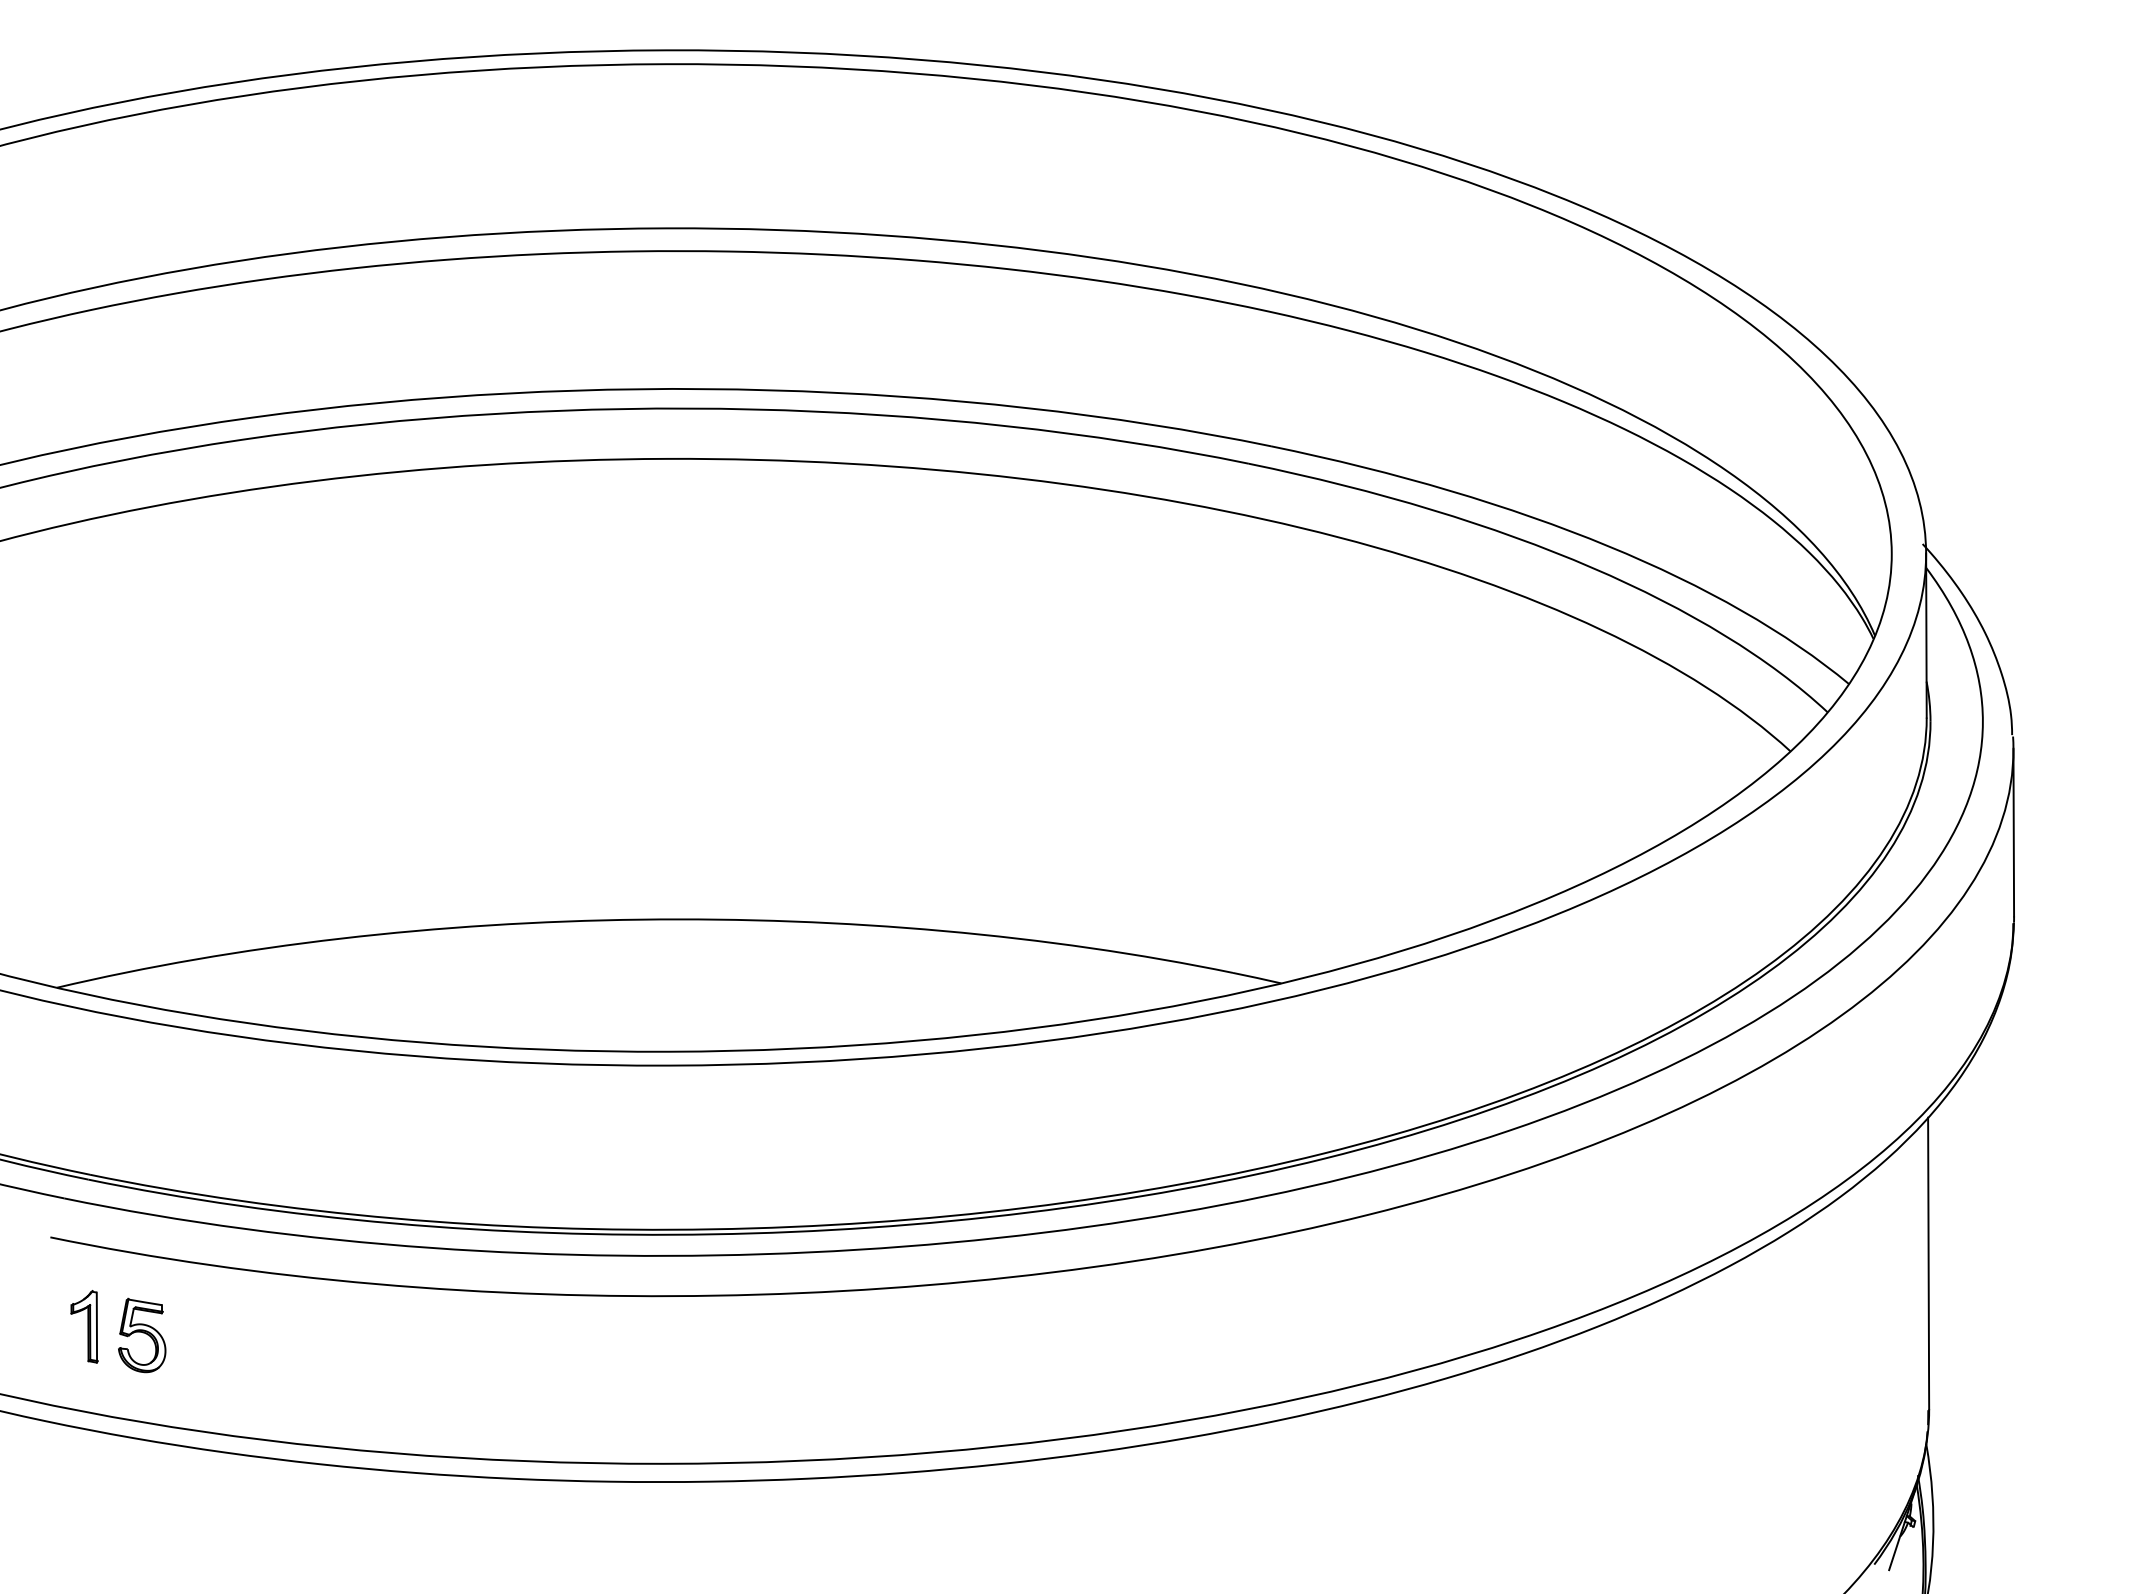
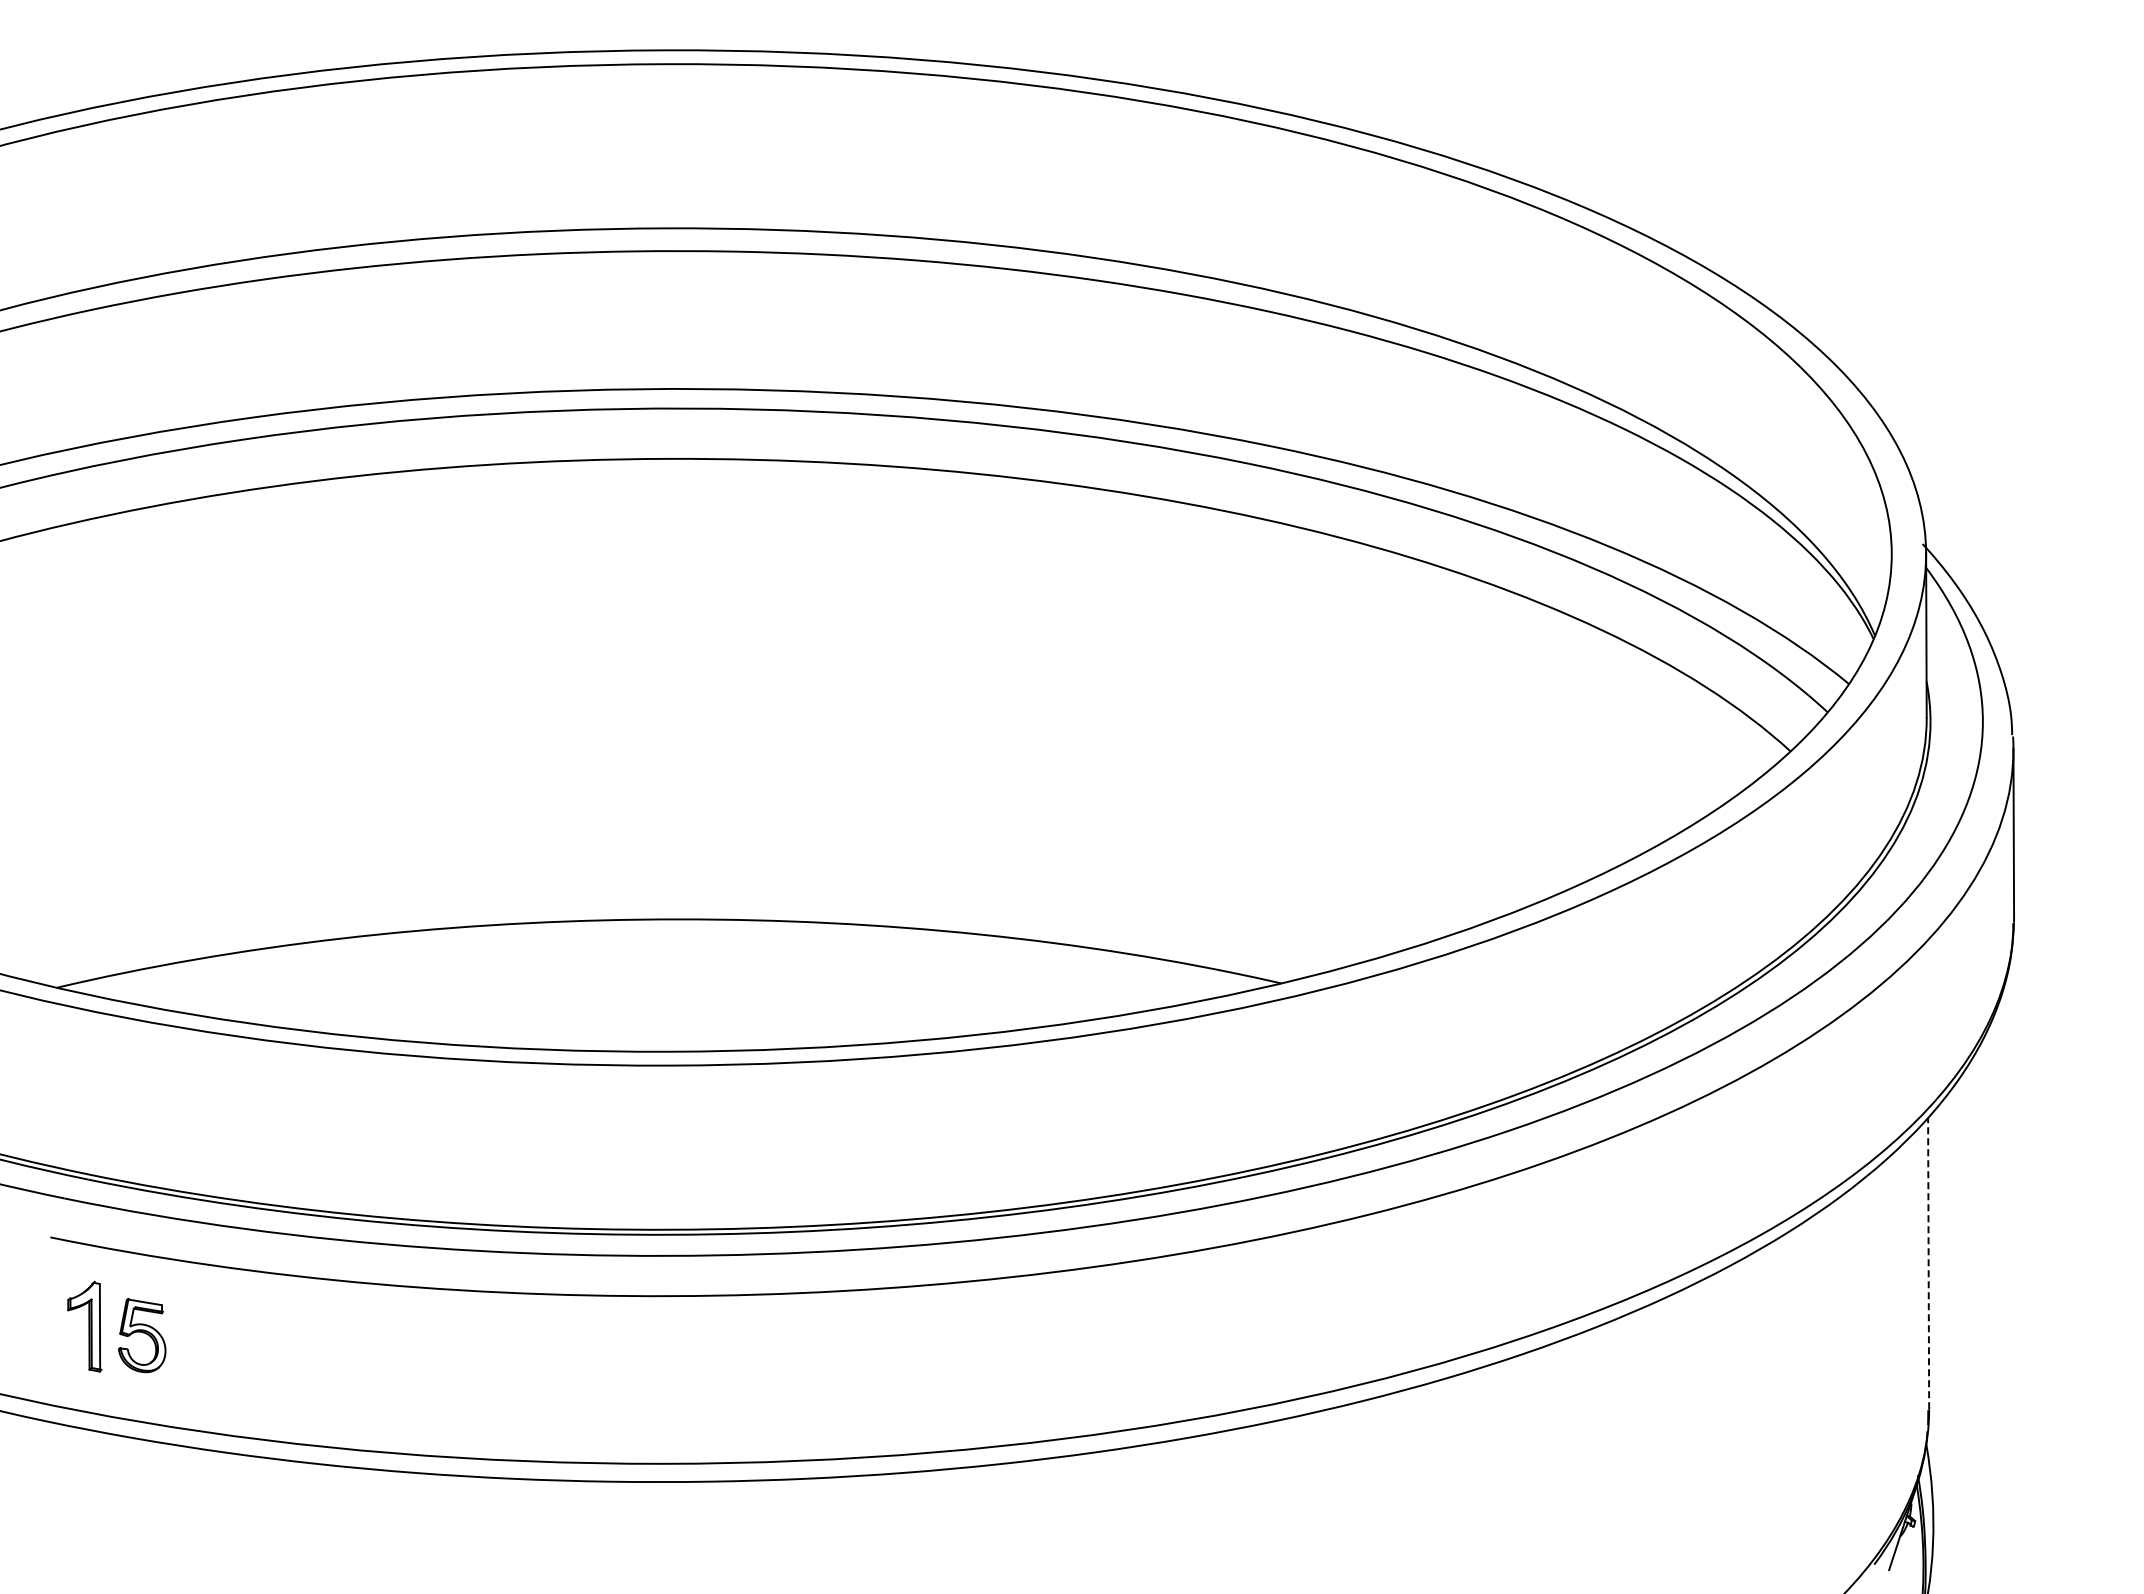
line: solid -> dashed (1928, 1263)
part size: 29x74 px -> 36x93 px (84, 1326)
